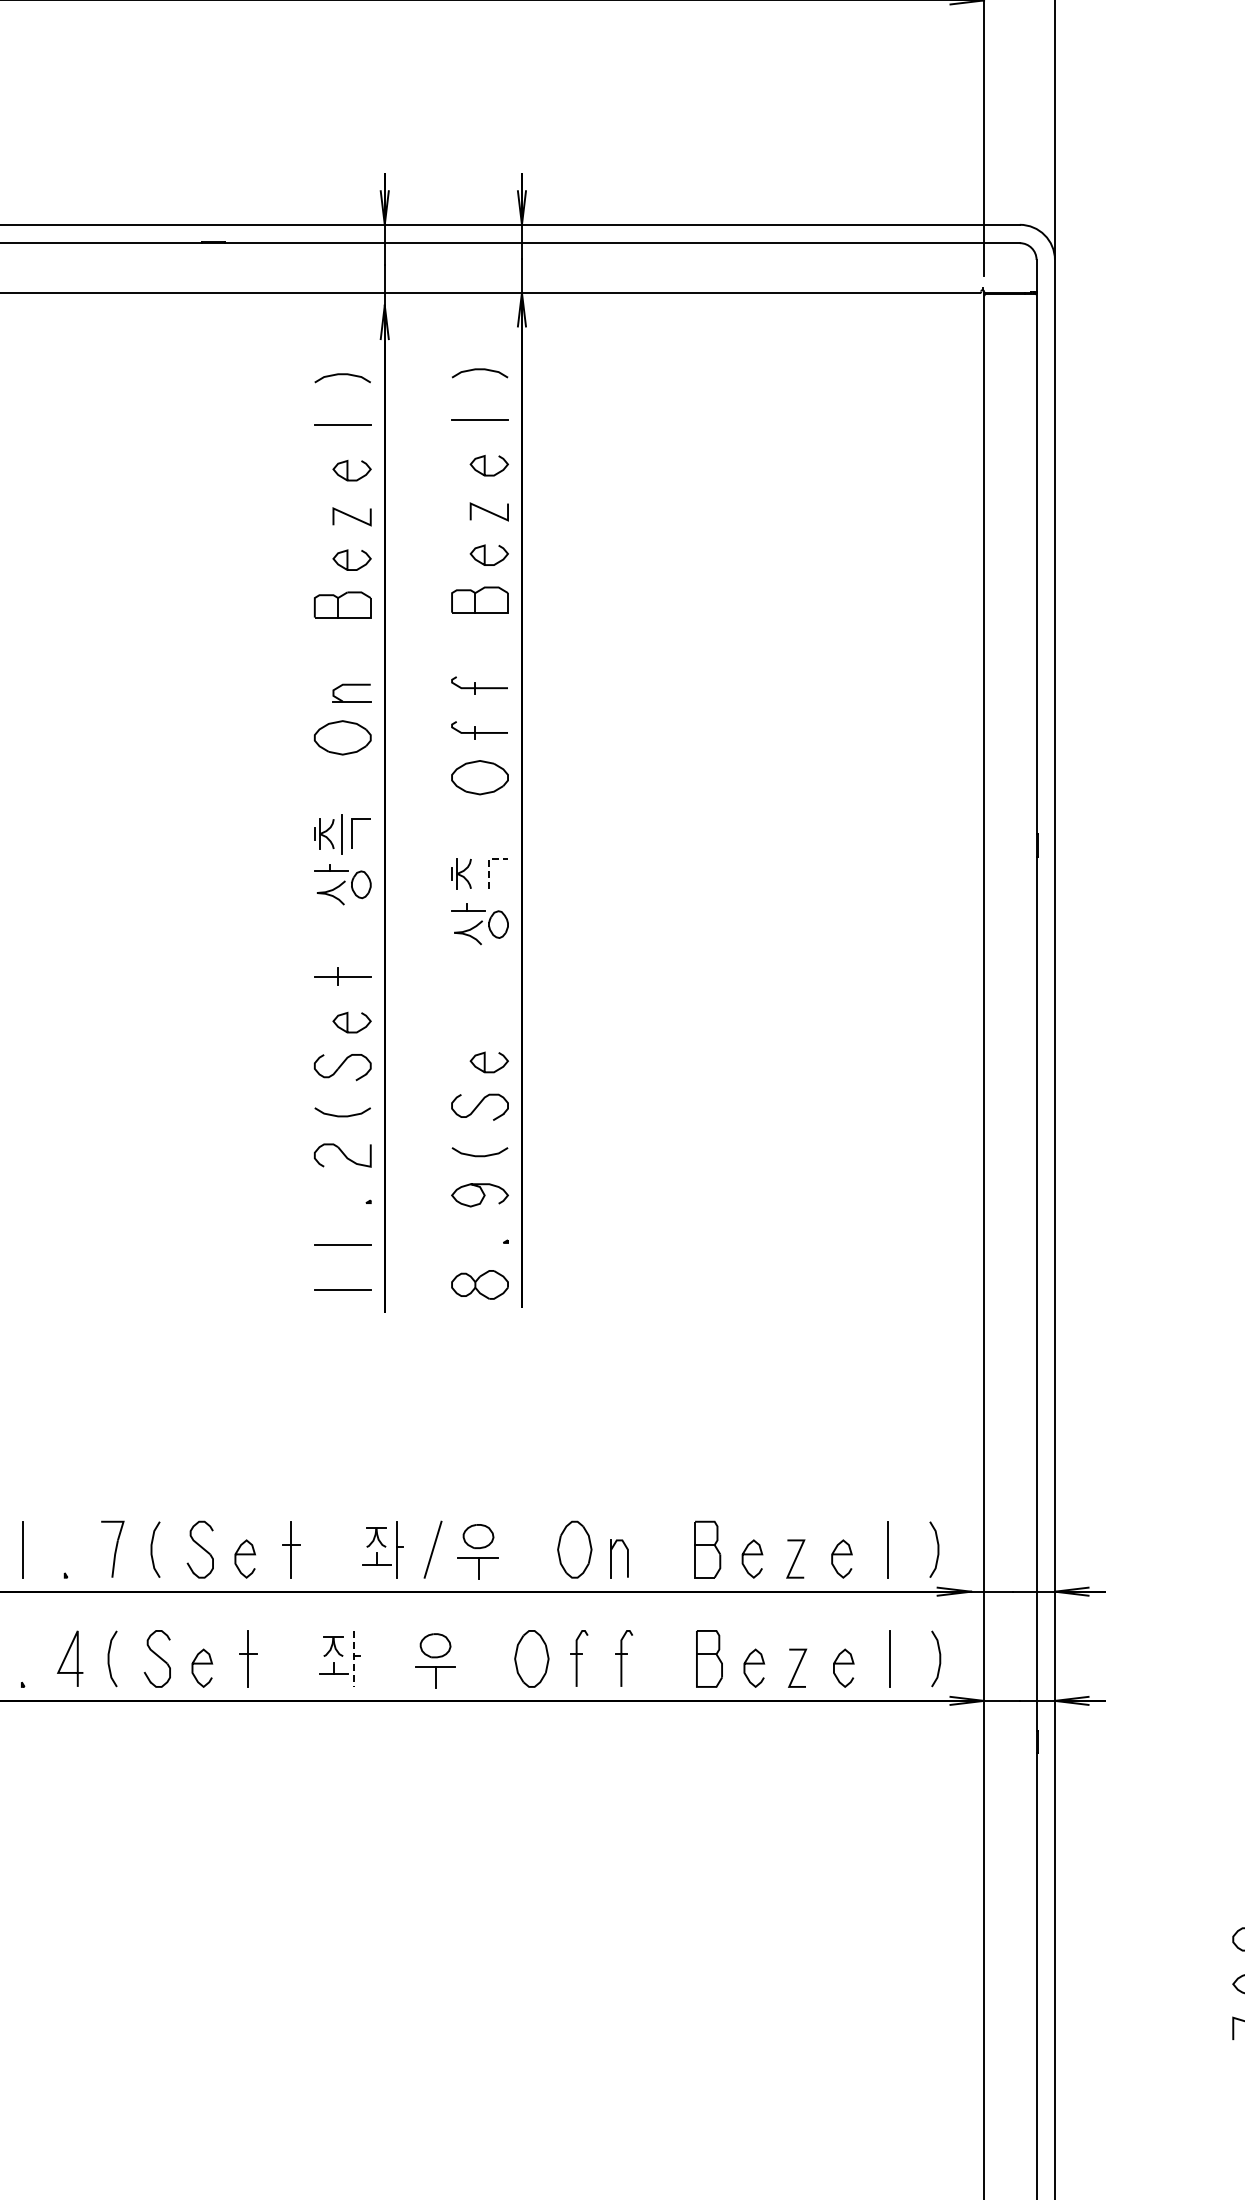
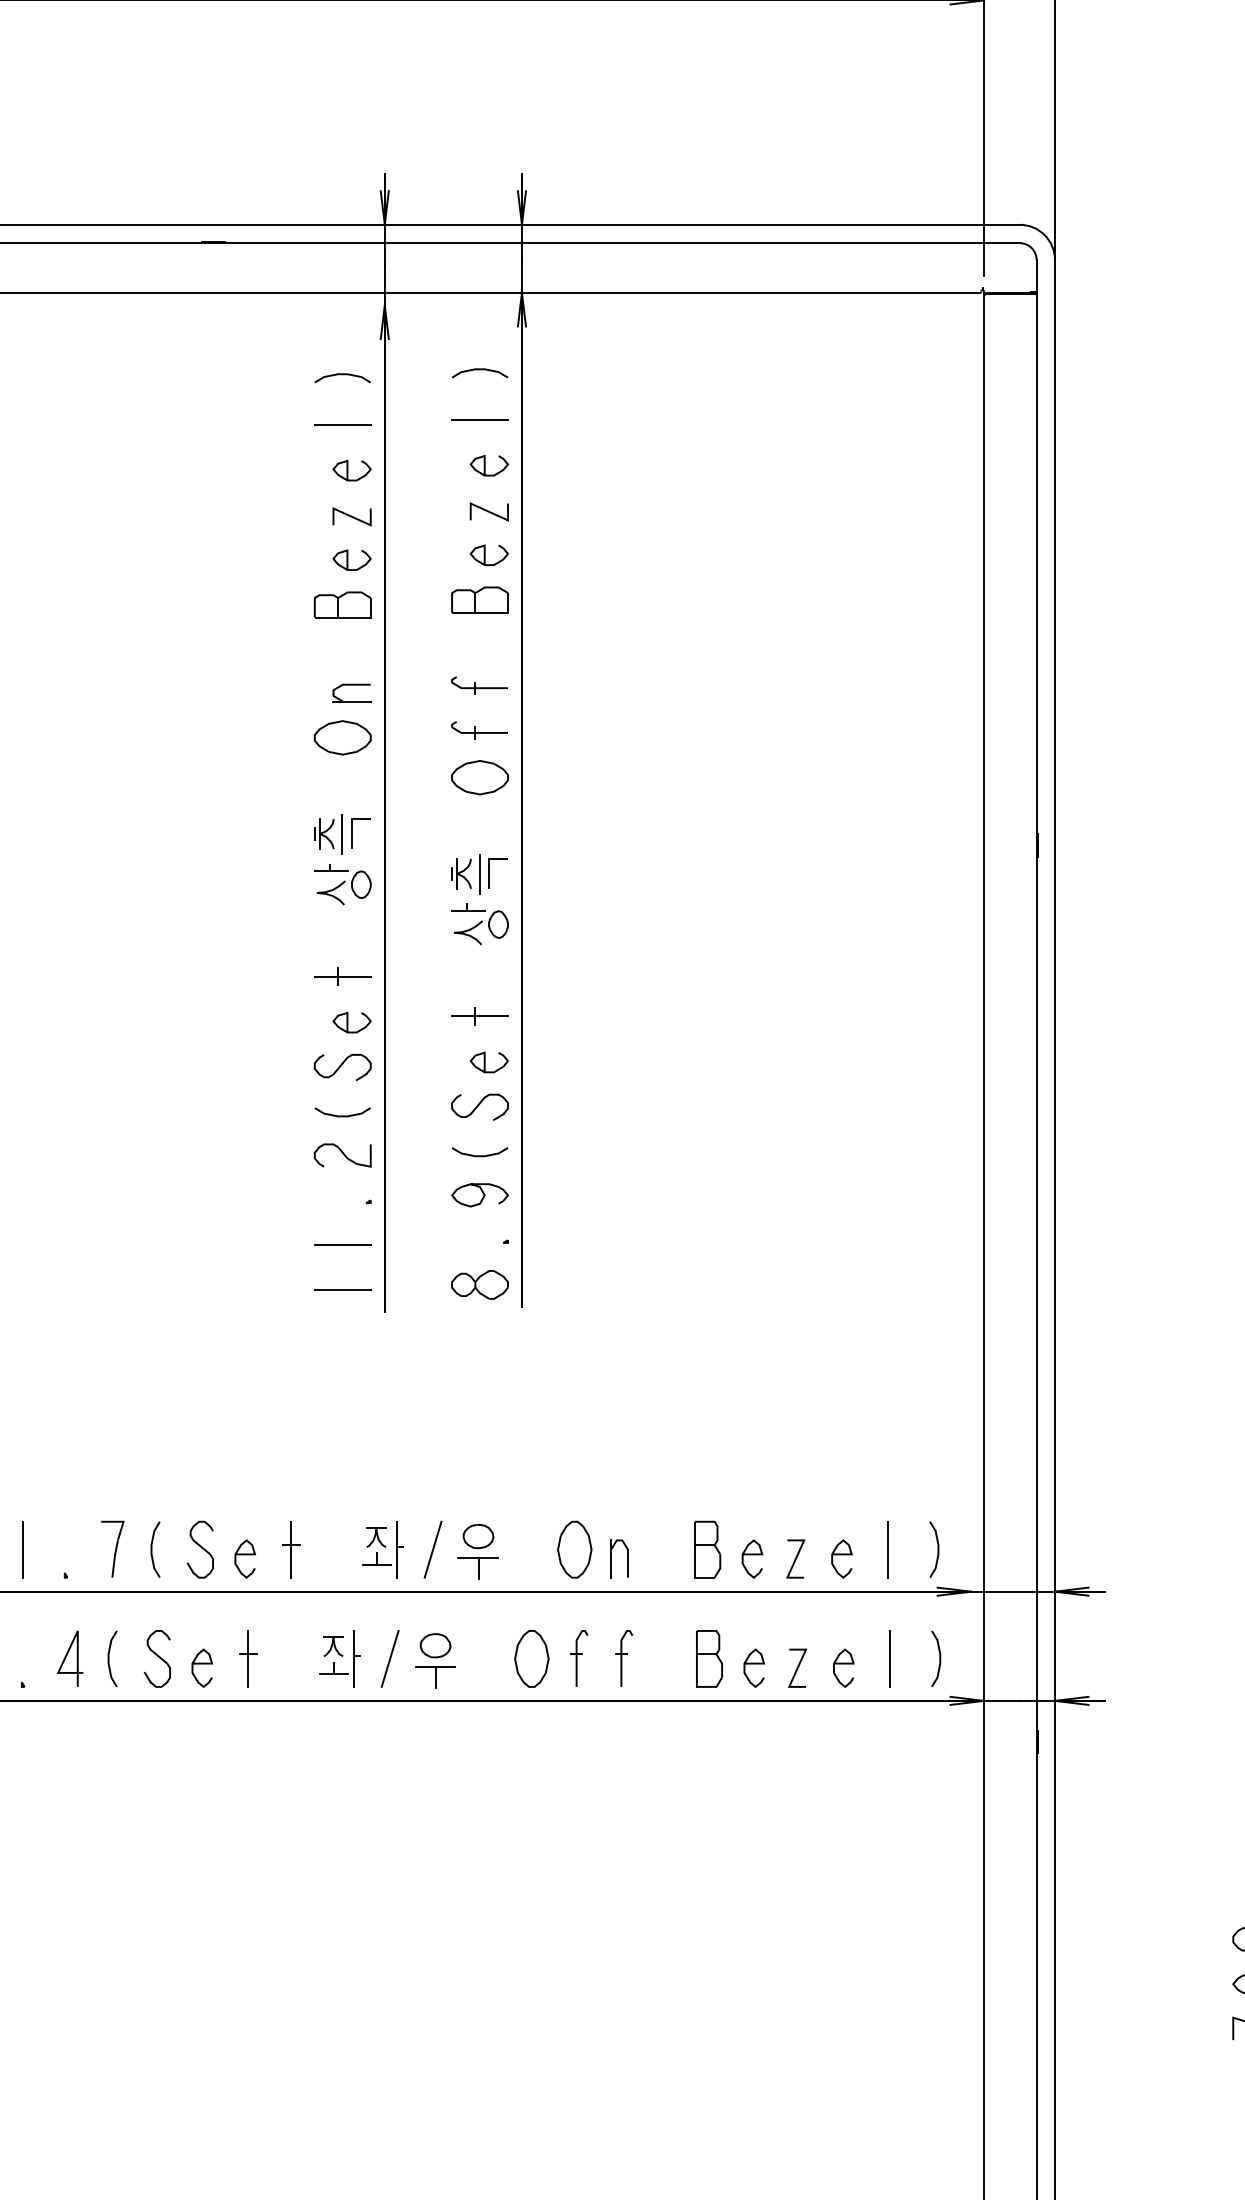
line: dashed -> solid (489, 863)
line: none -> present (479, 874)
part: none -> present (479, 1016)
line: dashed -> solid (353, 1658)
line: none -> present (389, 1658)
